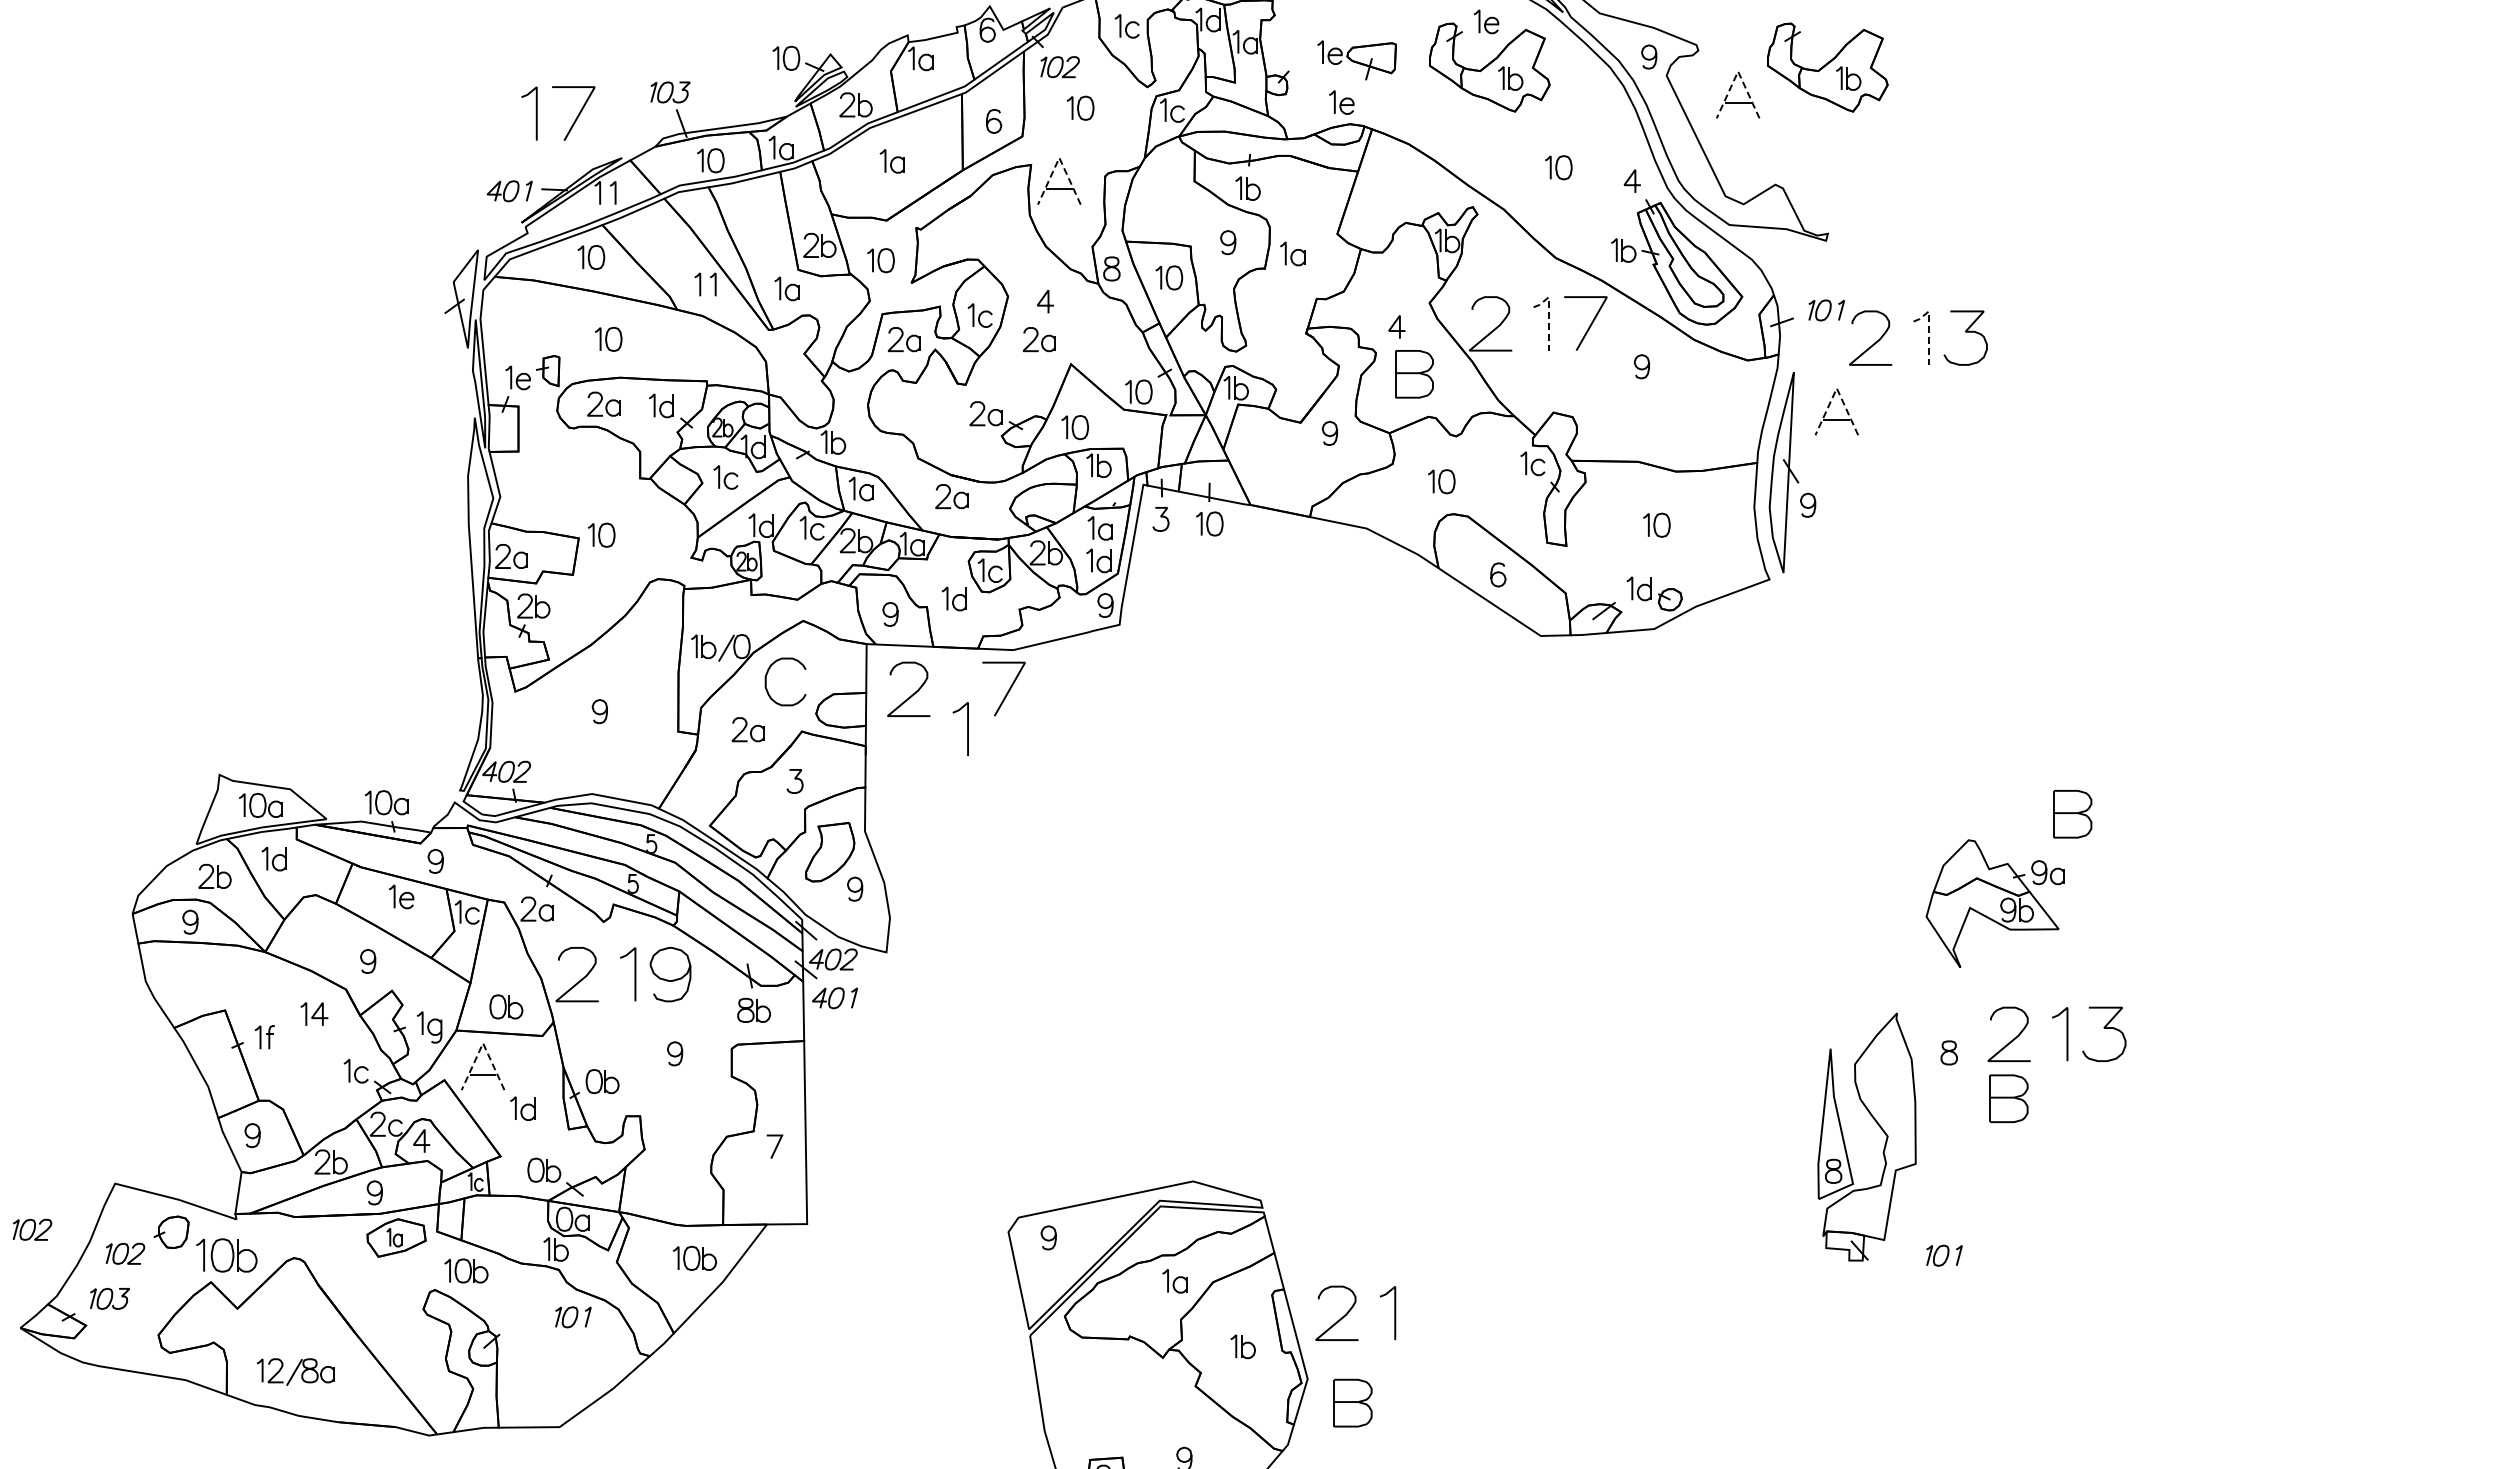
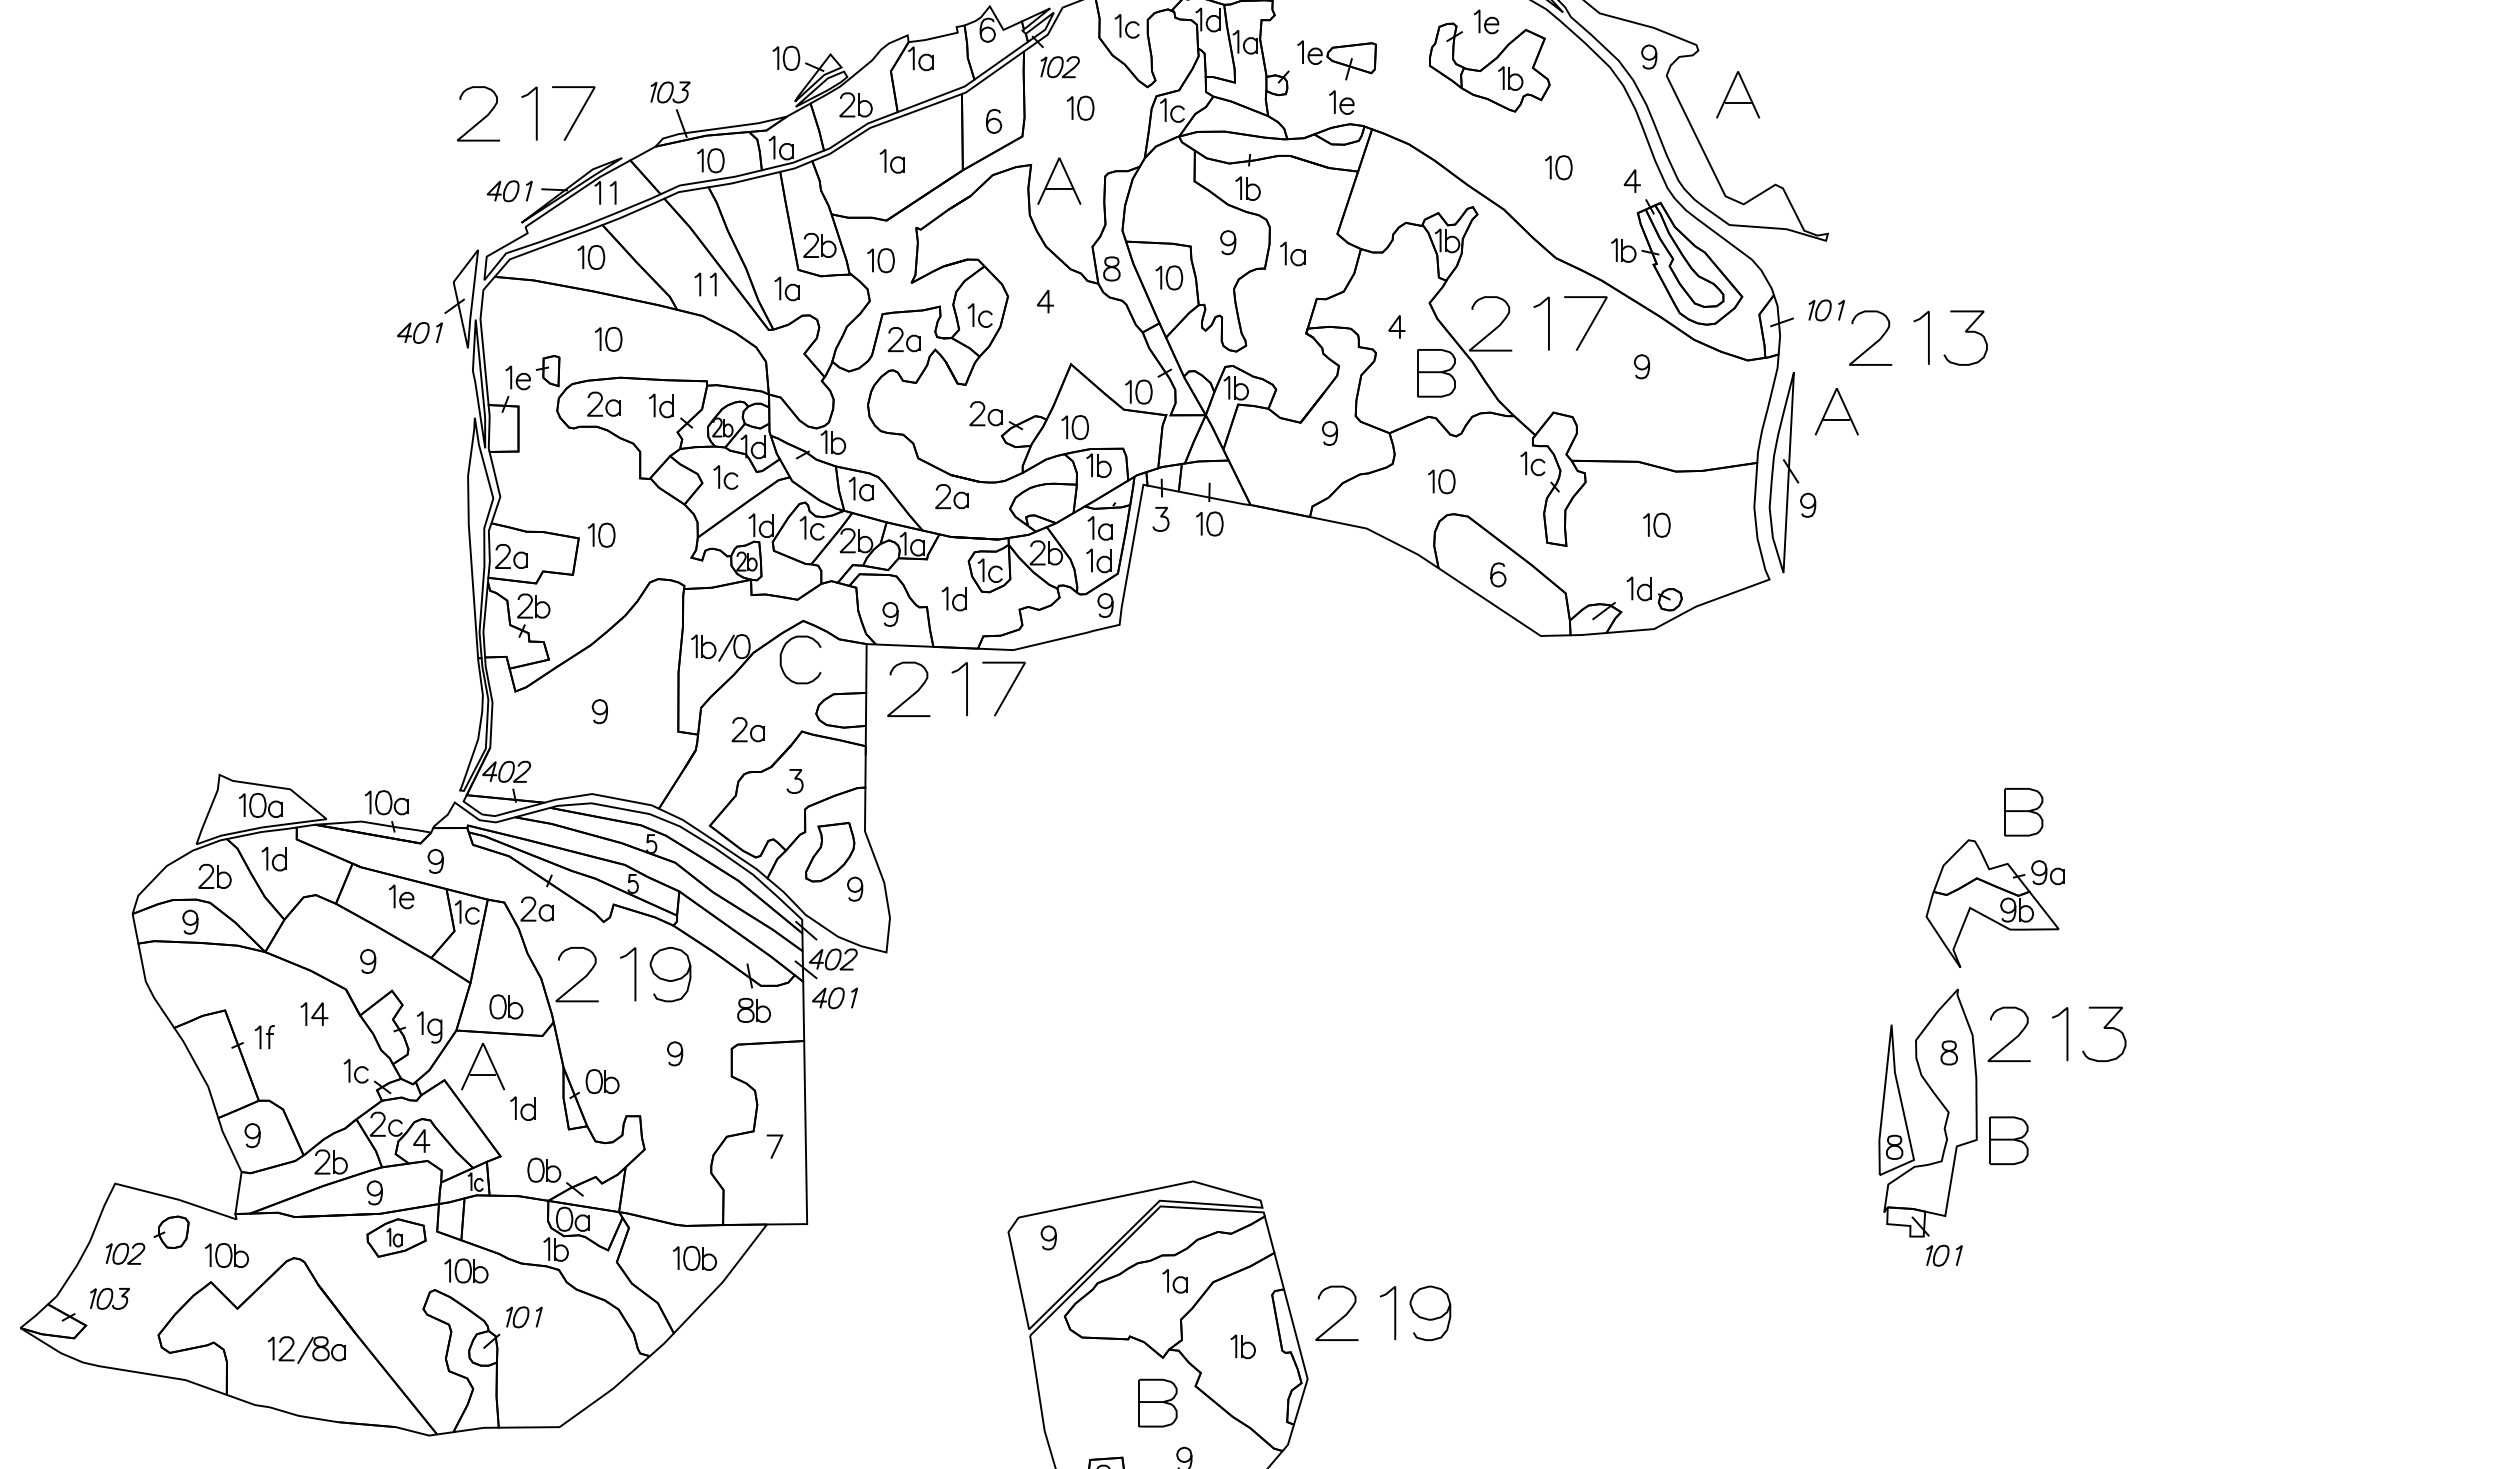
part position: (1356, 60) -> (1336, 60) (1336, 60)
part: present -> none (1827, 67)
line: dashed -> solid (1738, 71)
curve: none -> present (483, 117)
line: dashed -> solid (1059, 157)
line: dashed -> solid (1548, 313)
line: dashed -> solid (1928, 328)
part: none -> present (419, 332)
part: present -> none (1038, 339)
part position: (1414, 374) -> (1436, 373) (1436, 373)
line: dashed -> solid (1836, 388)
curve position: (767, 675) -> (782, 653) (782, 653)
line position: (967, 729) -> (966, 689) (966, 689)
part position: (2072, 814) -> (2023, 812) (2023, 812)
line: dashed -> solid (483, 1043)
part position: (2008, 1098) -> (2008, 1140) (2008, 1140)
part position: (1879, 1127) -> (1940, 1103) (1940, 1103)
part: present -> none (32, 1229)
part size: 62x35 px -> 44x25 px (226, 1255)
part position: (573, 1317) -> (524, 1317) (524, 1317)
curve: none -> present (1430, 1318)
part position: (295, 1371) -> (306, 1349) (306, 1349)
part position: (1352, 1402) -> (1157, 1402) (1157, 1402)
